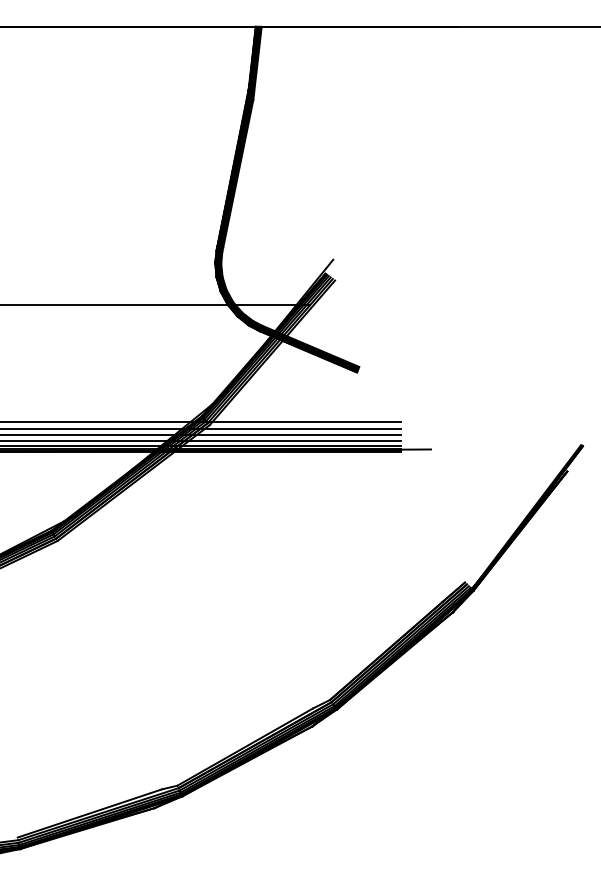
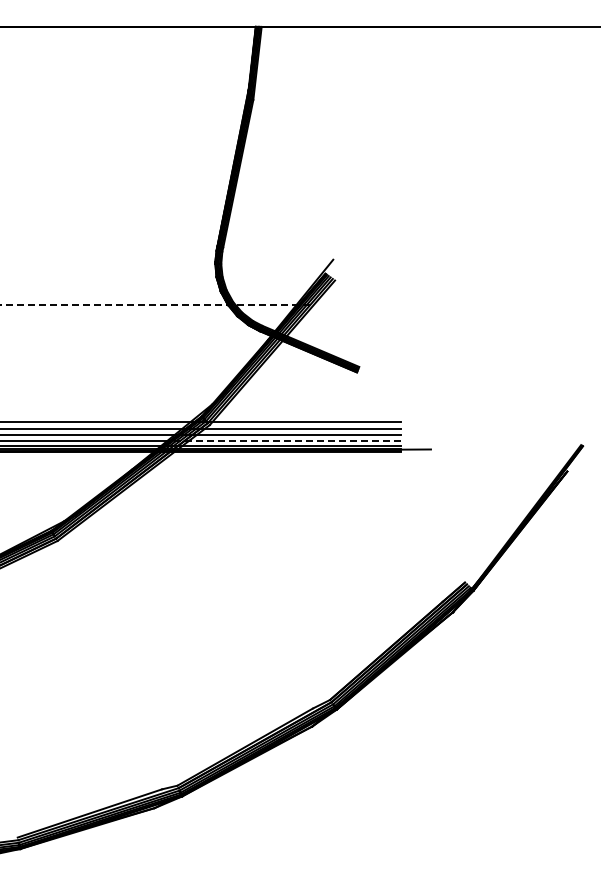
line: solid -> dashed (154, 305)
line: solid -> dashed (283, 441)
